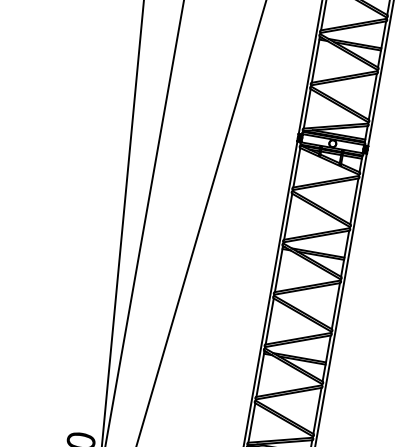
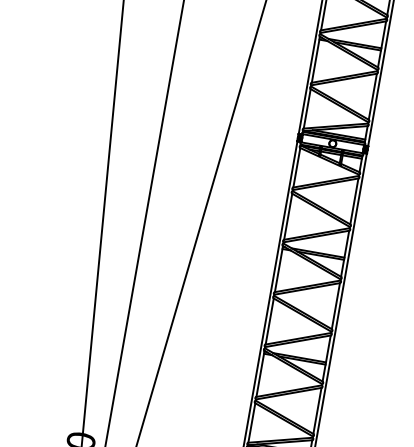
line position: (122, 222) -> (102, 222) (102, 222)
